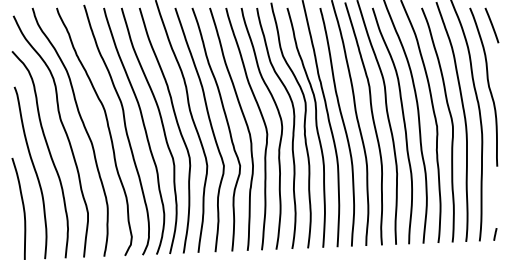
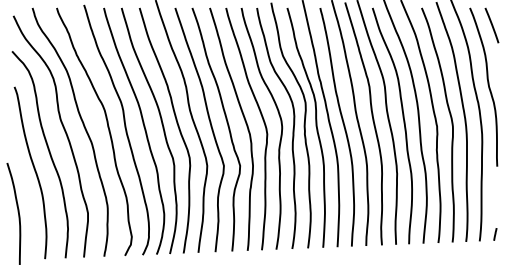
curve position: (22, 207) -> (17, 212) (17, 212)
